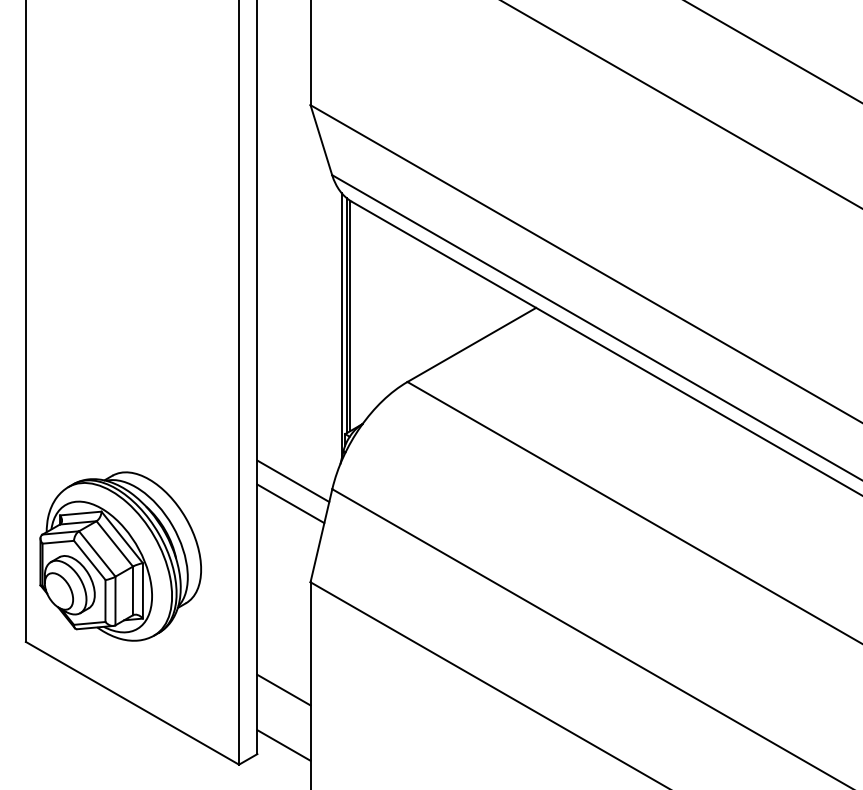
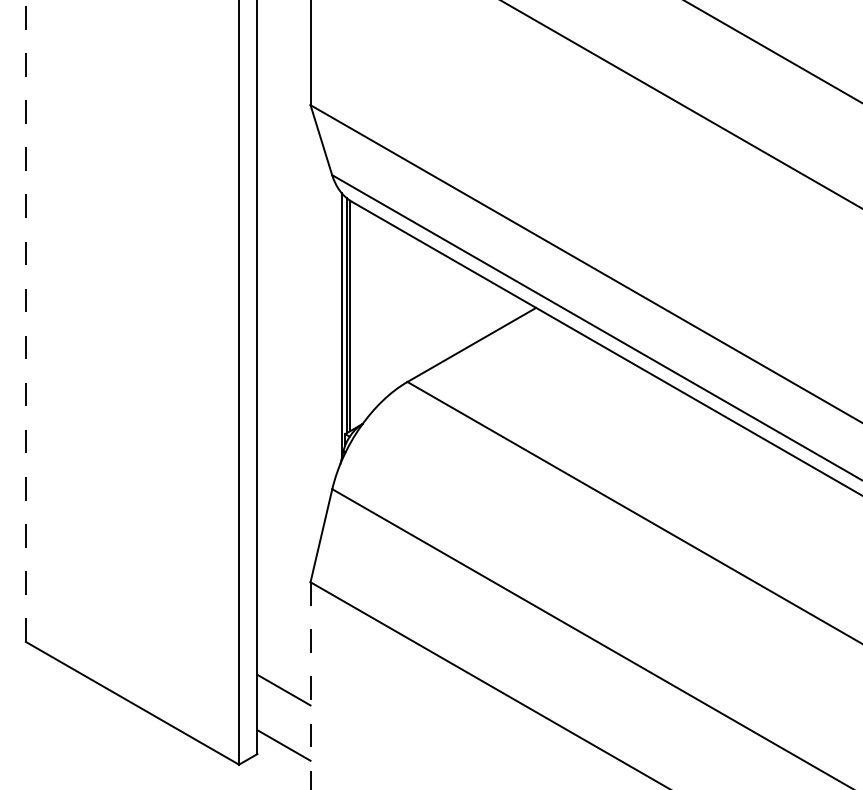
line: solid -> dashed (25, 321)
line: present -> none (293, 480)
line: present -> none (290, 503)
part: present -> none (120, 556)
line: solid -> dashed (310, 685)
